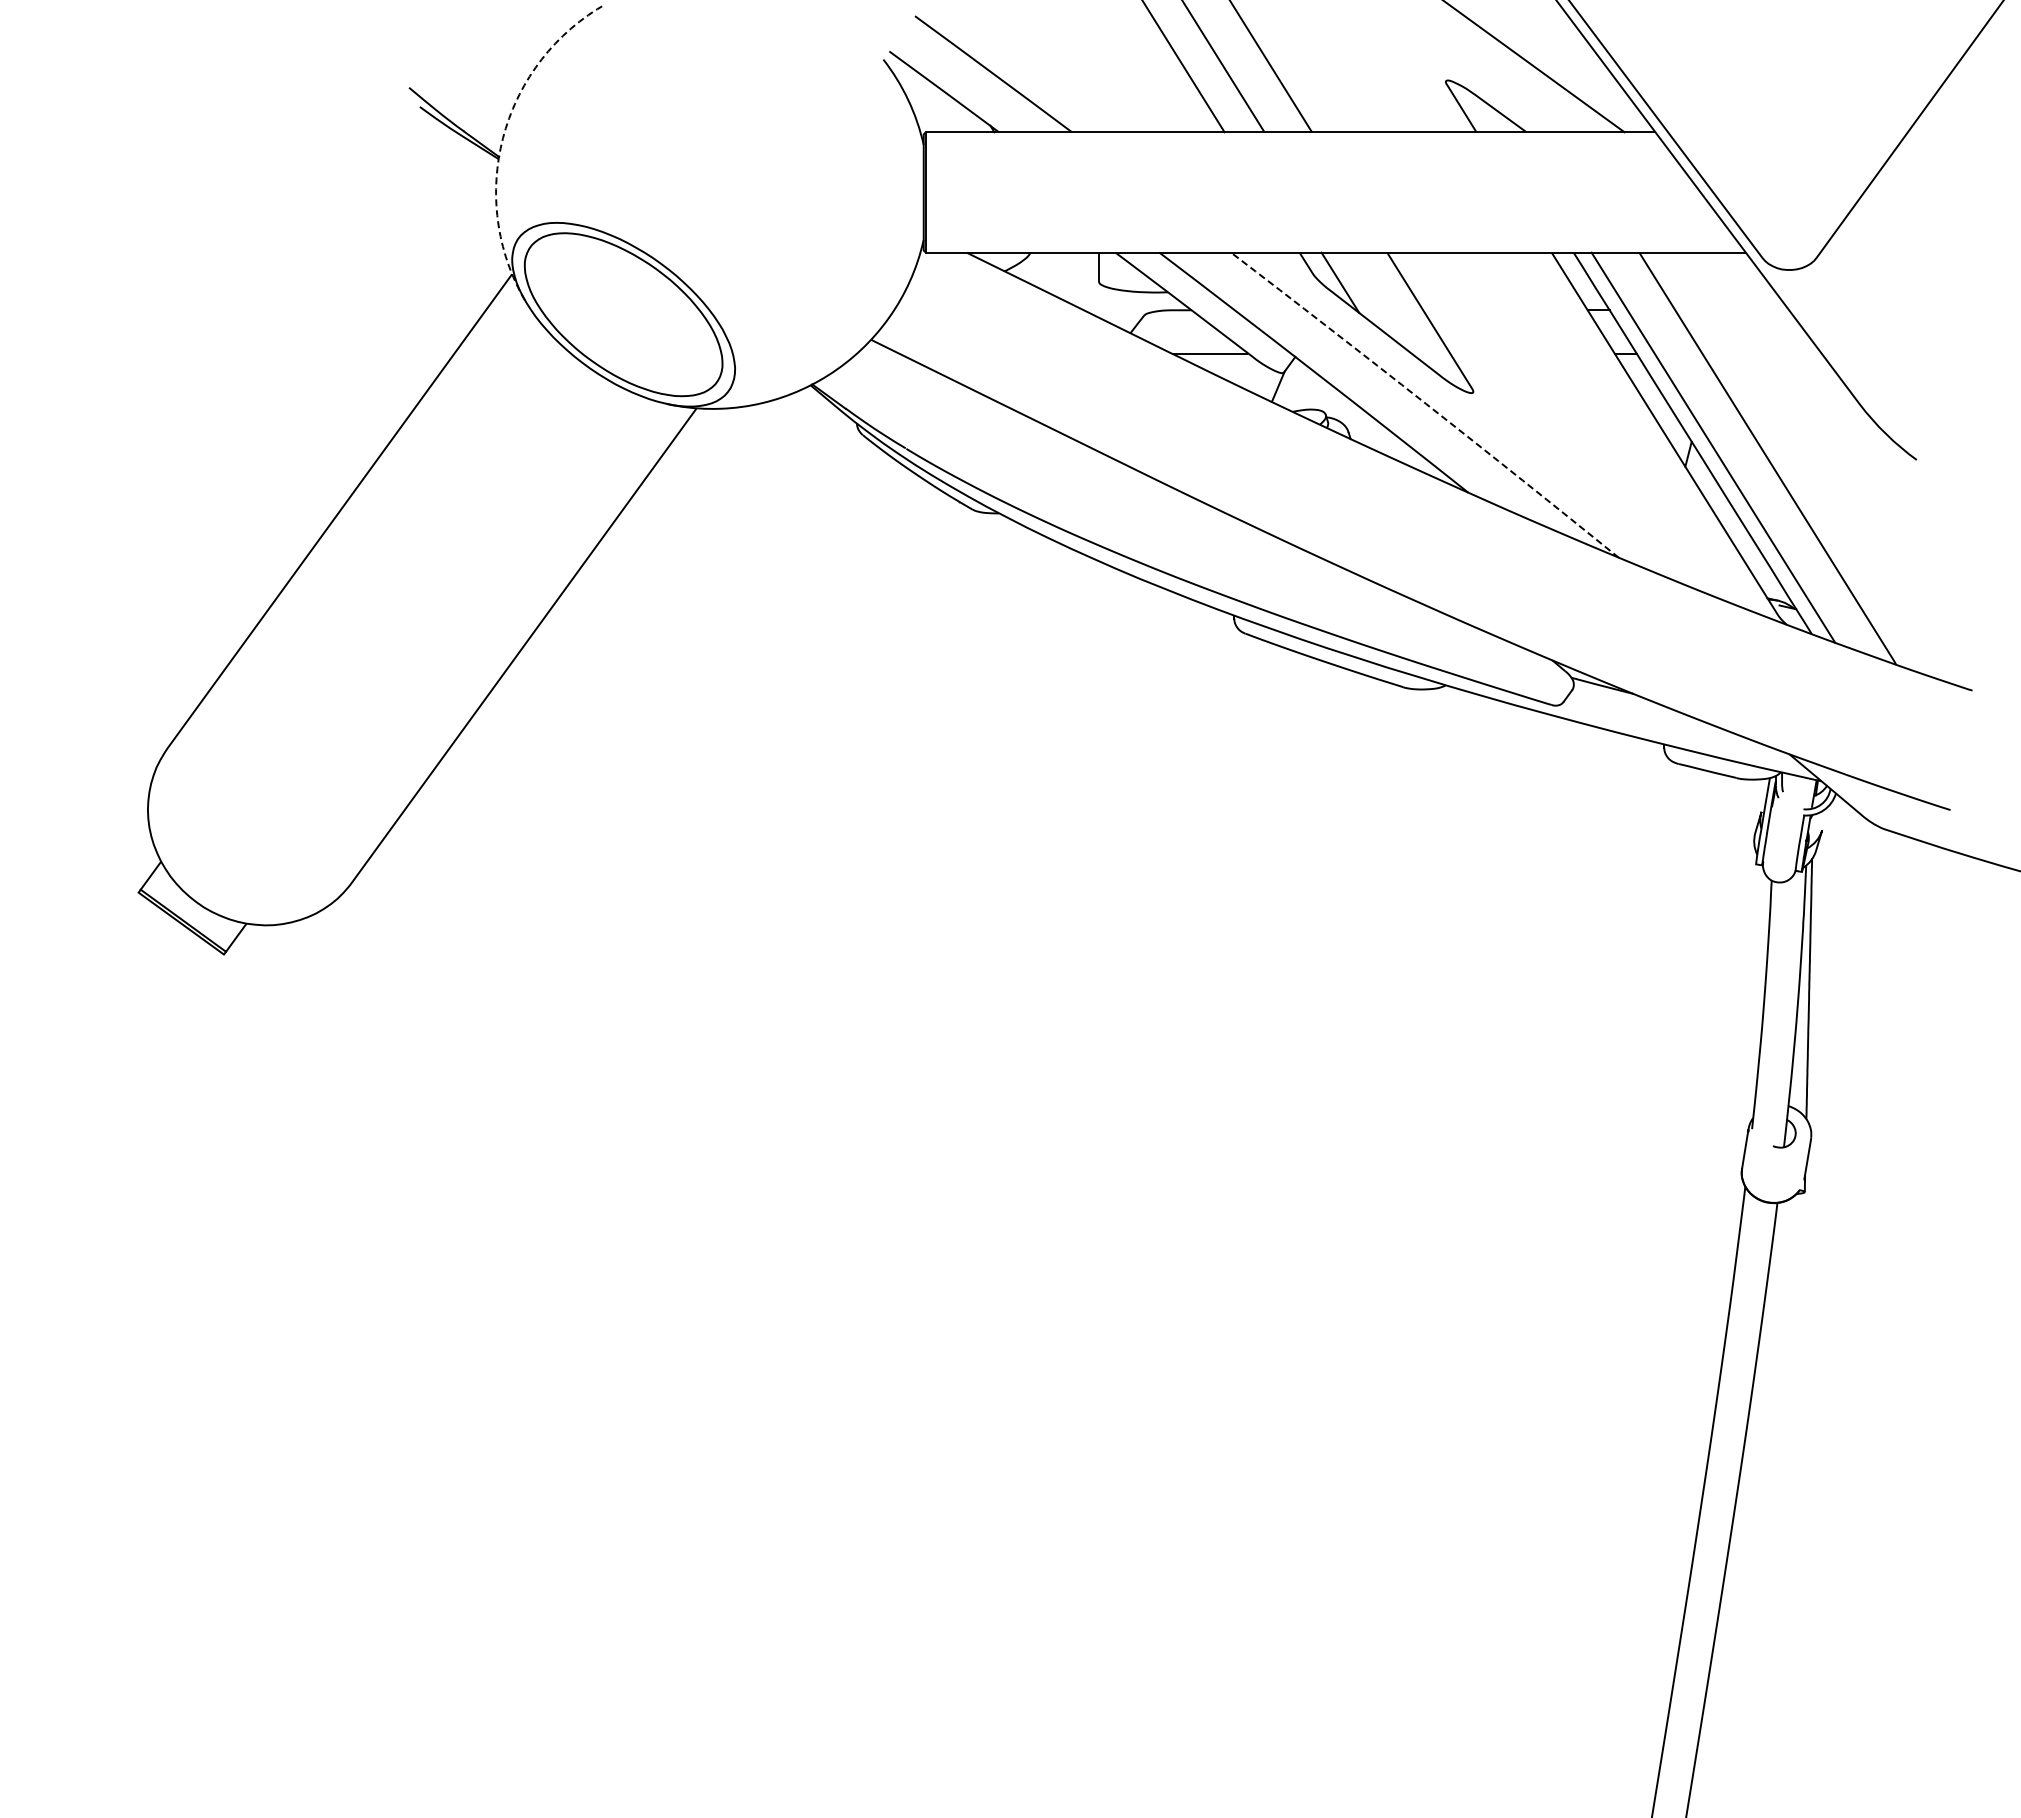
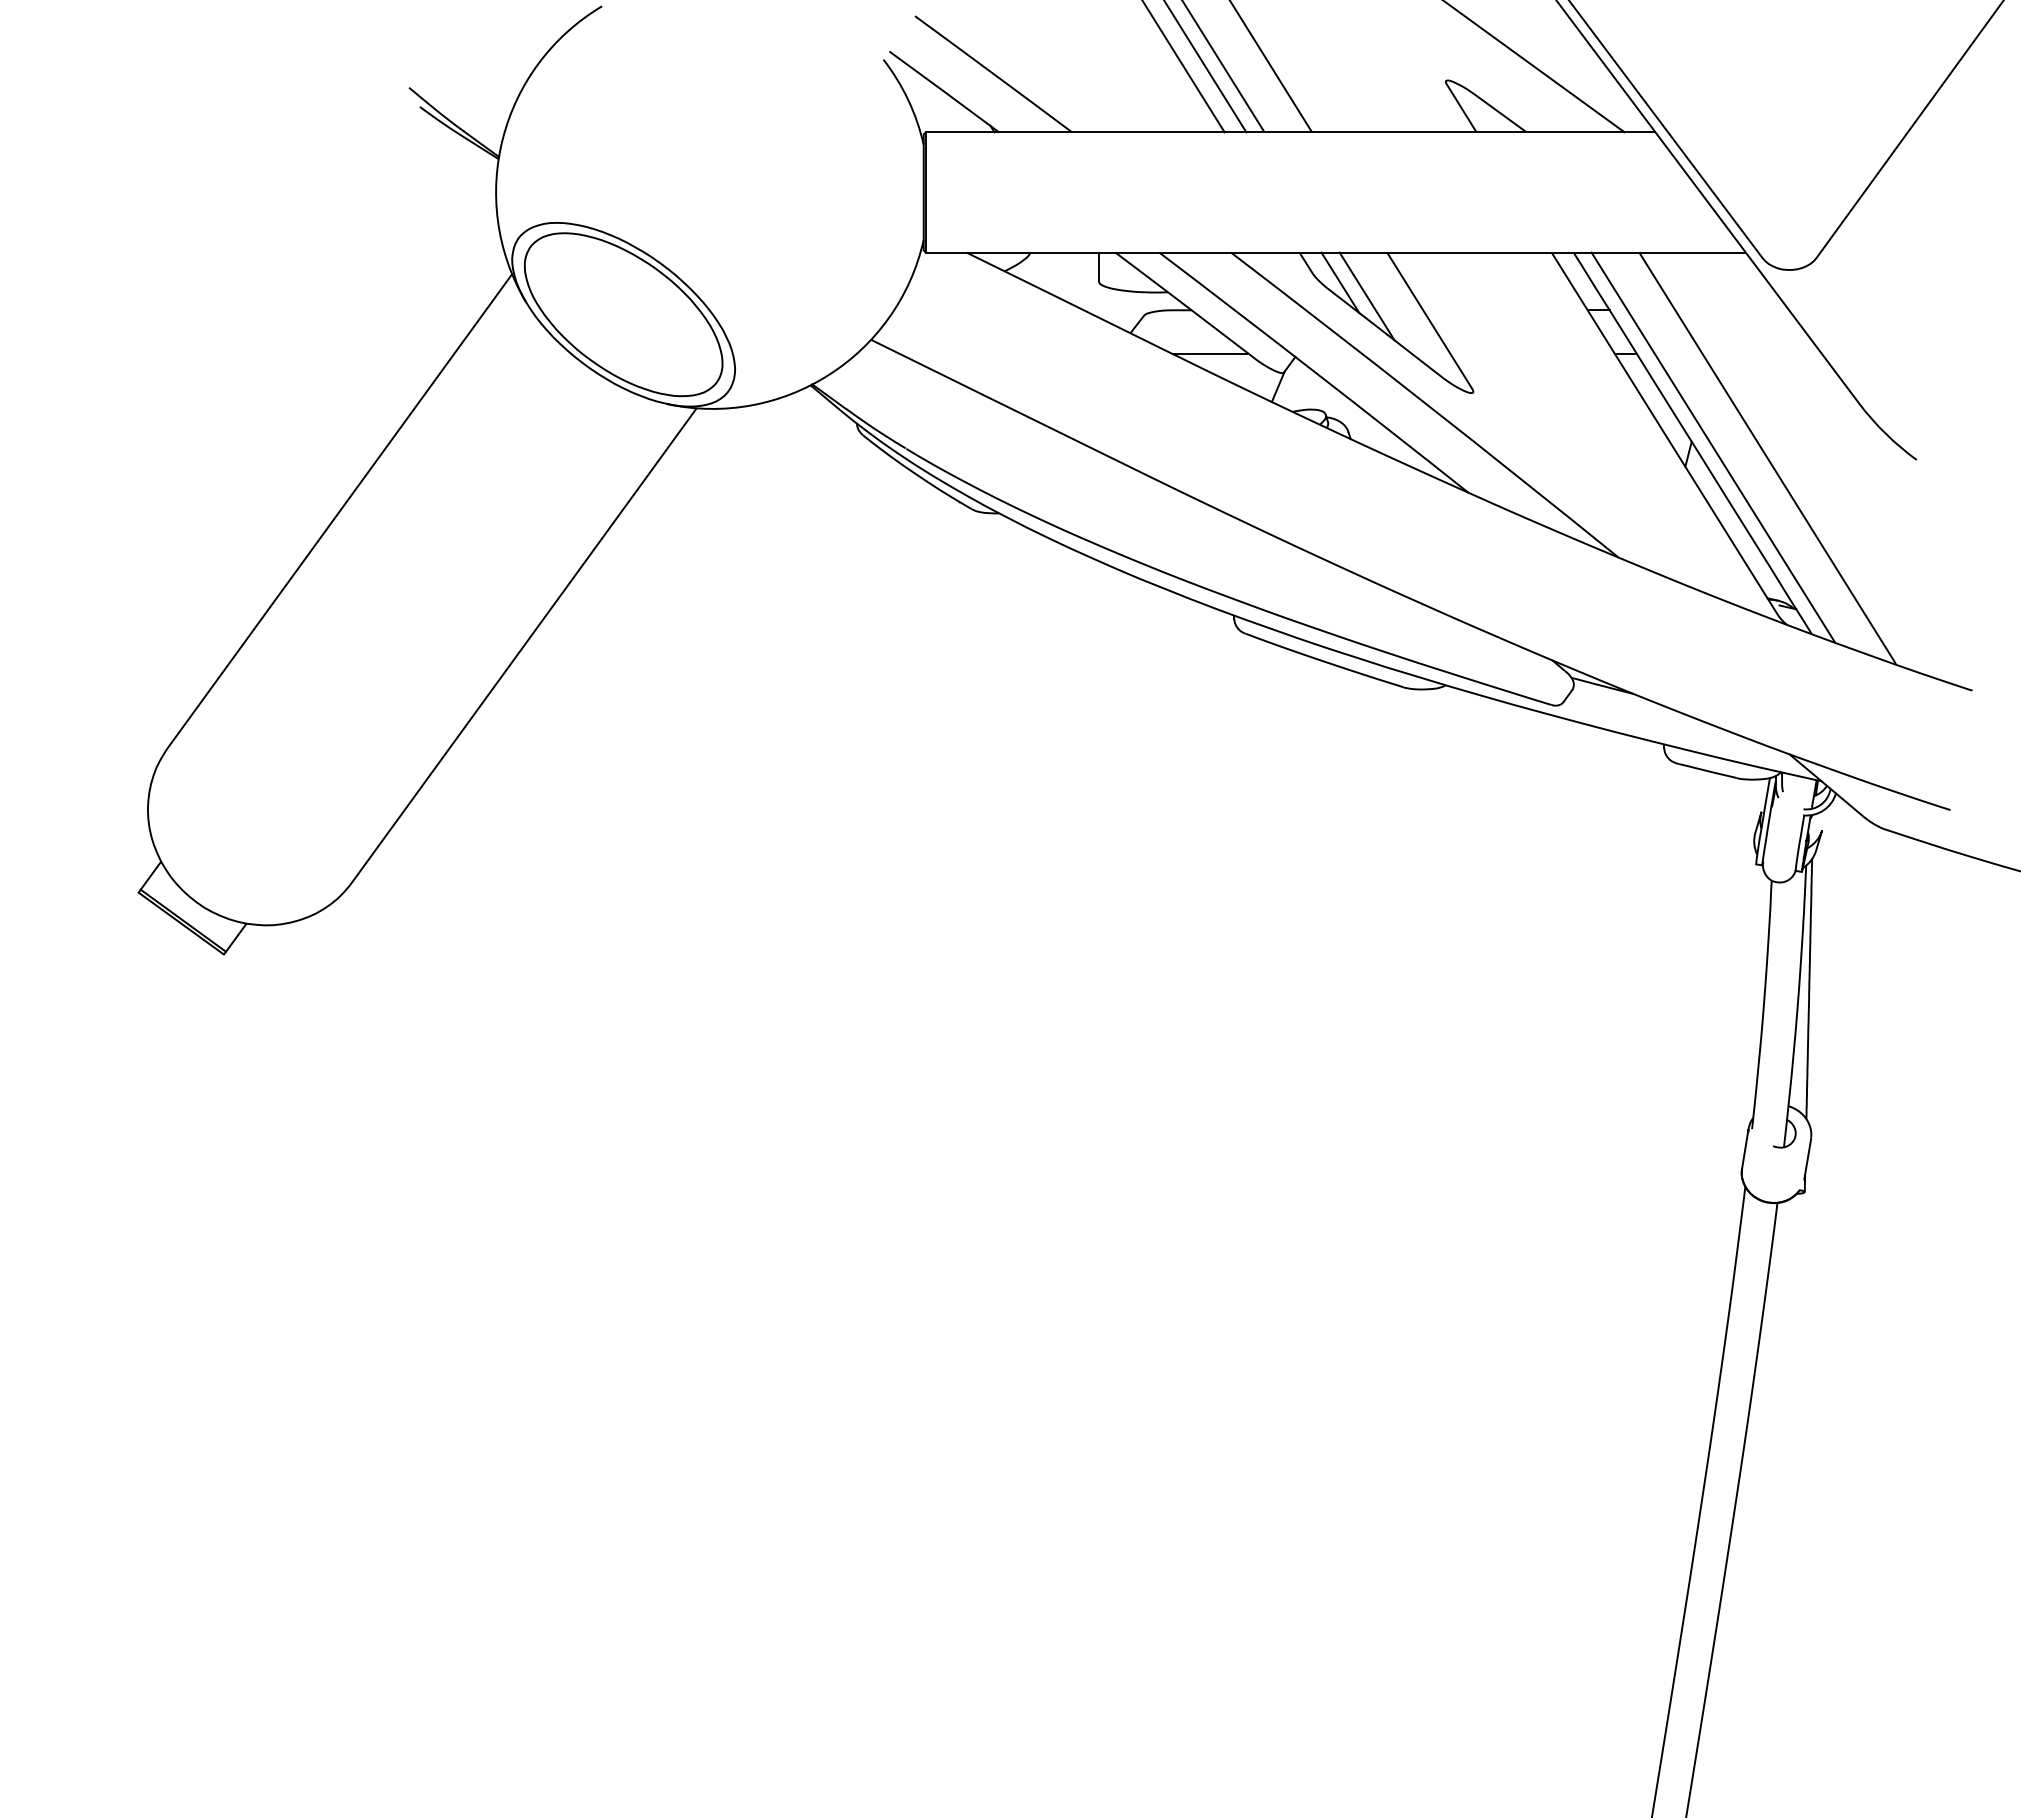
line: none -> present (1205, 67)
arc: dashed -> solid (503, 138)
line: none -> present (1366, 296)
arc: dashed -> solid (1426, 403)
